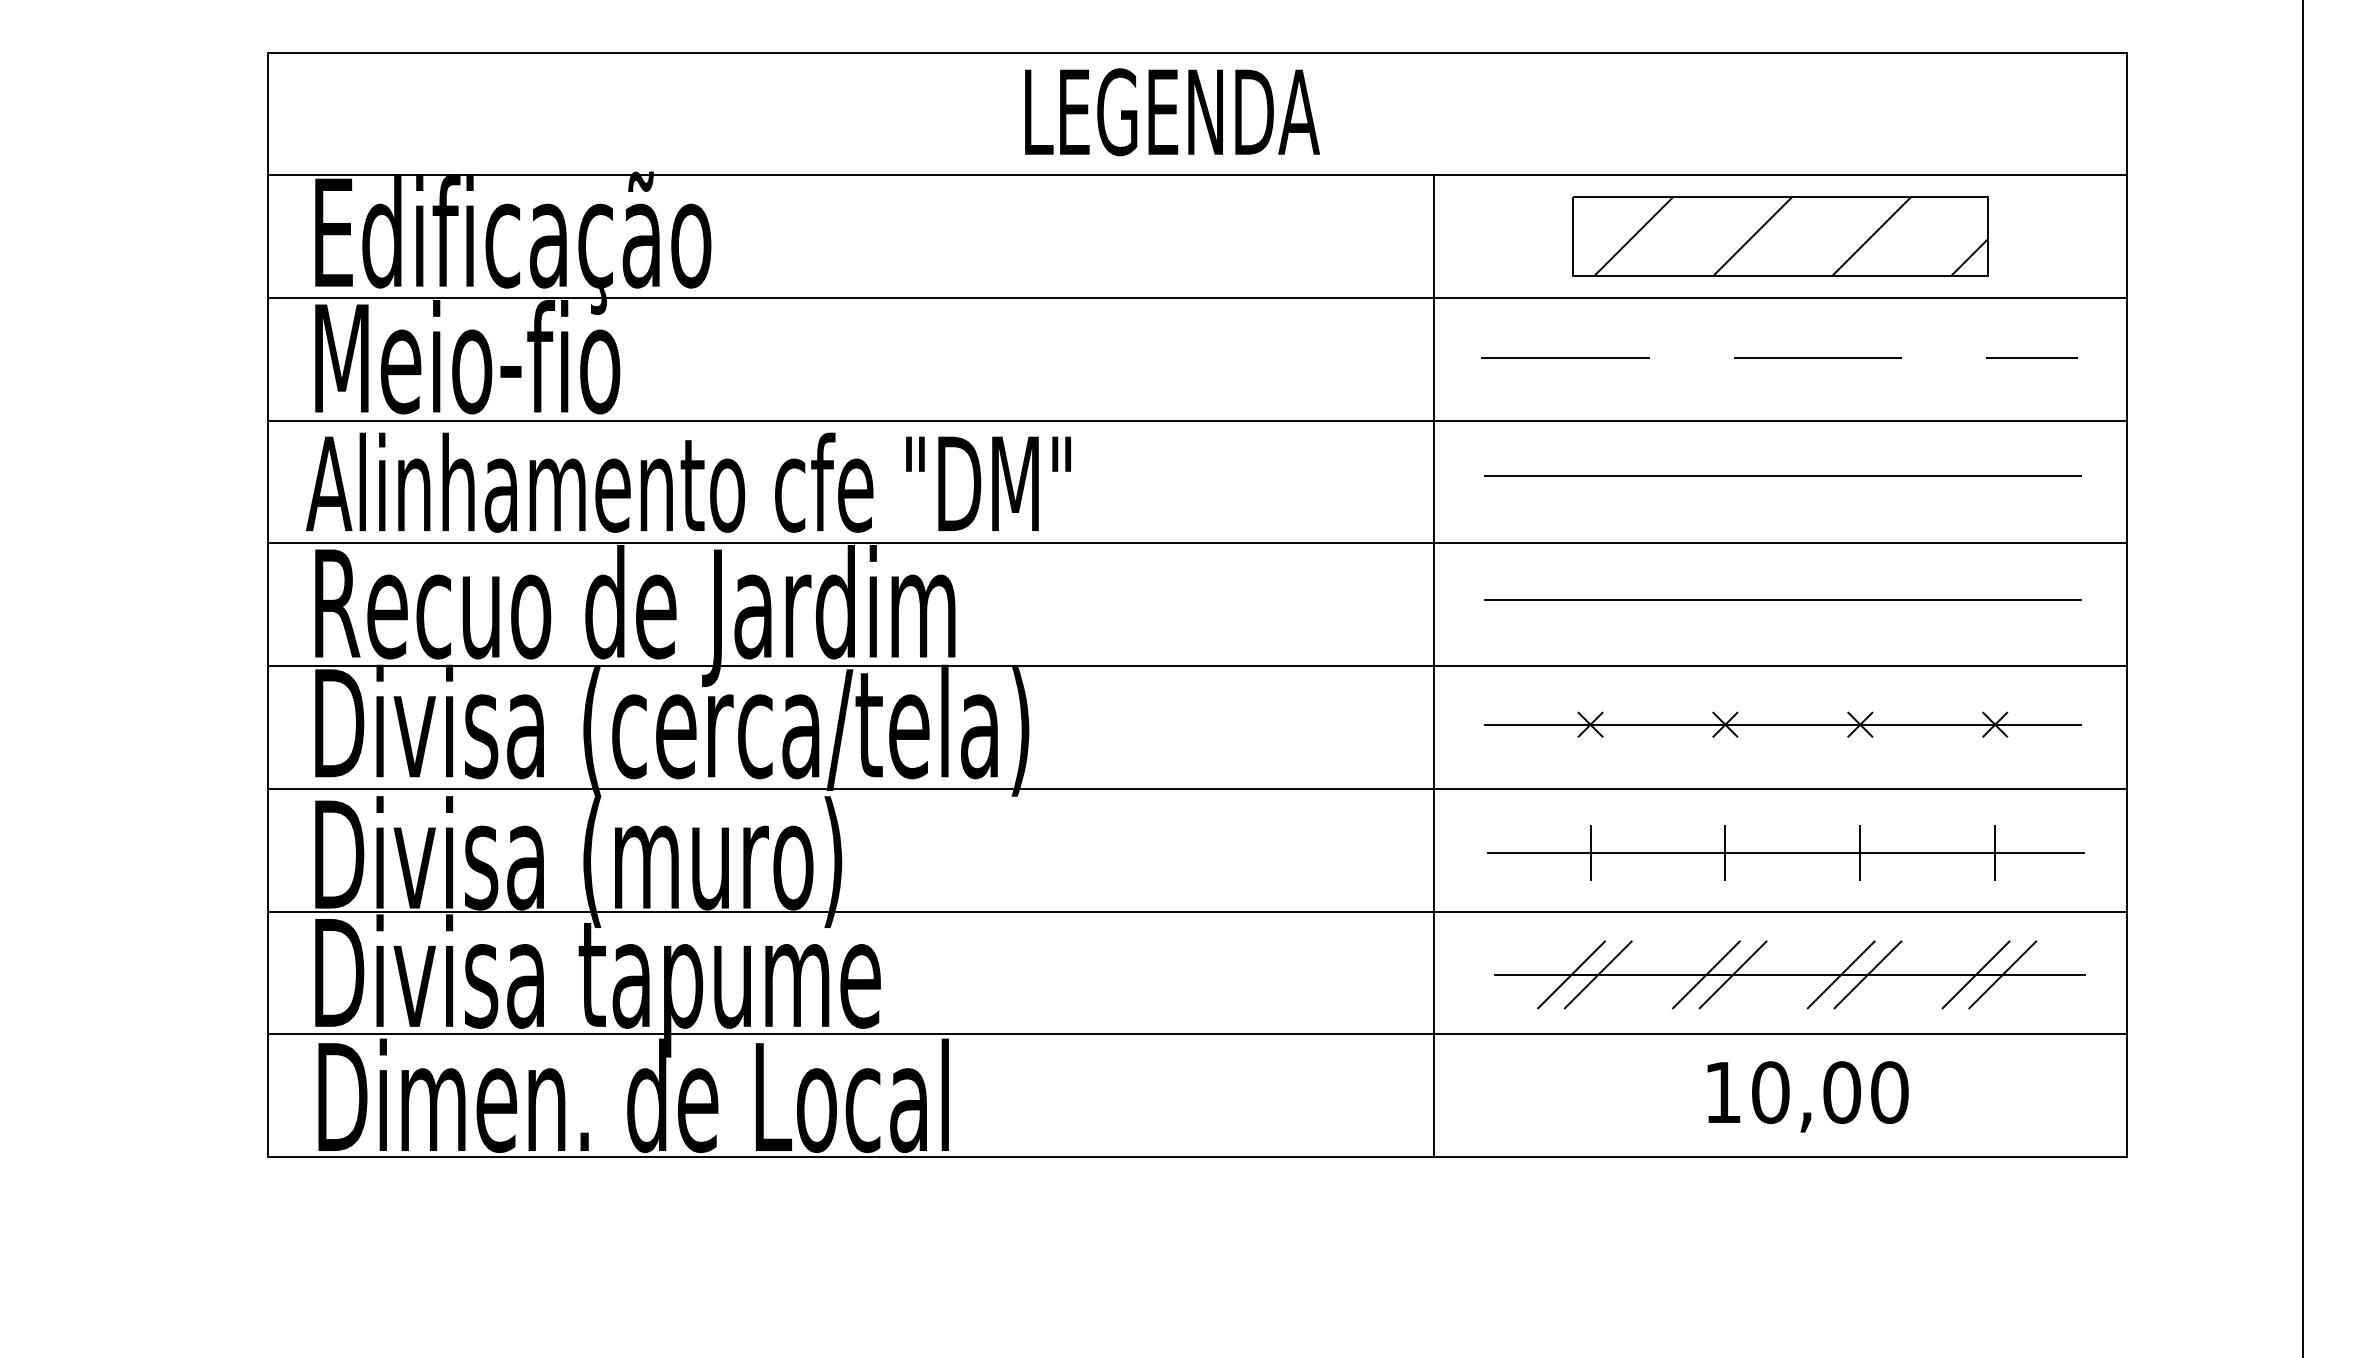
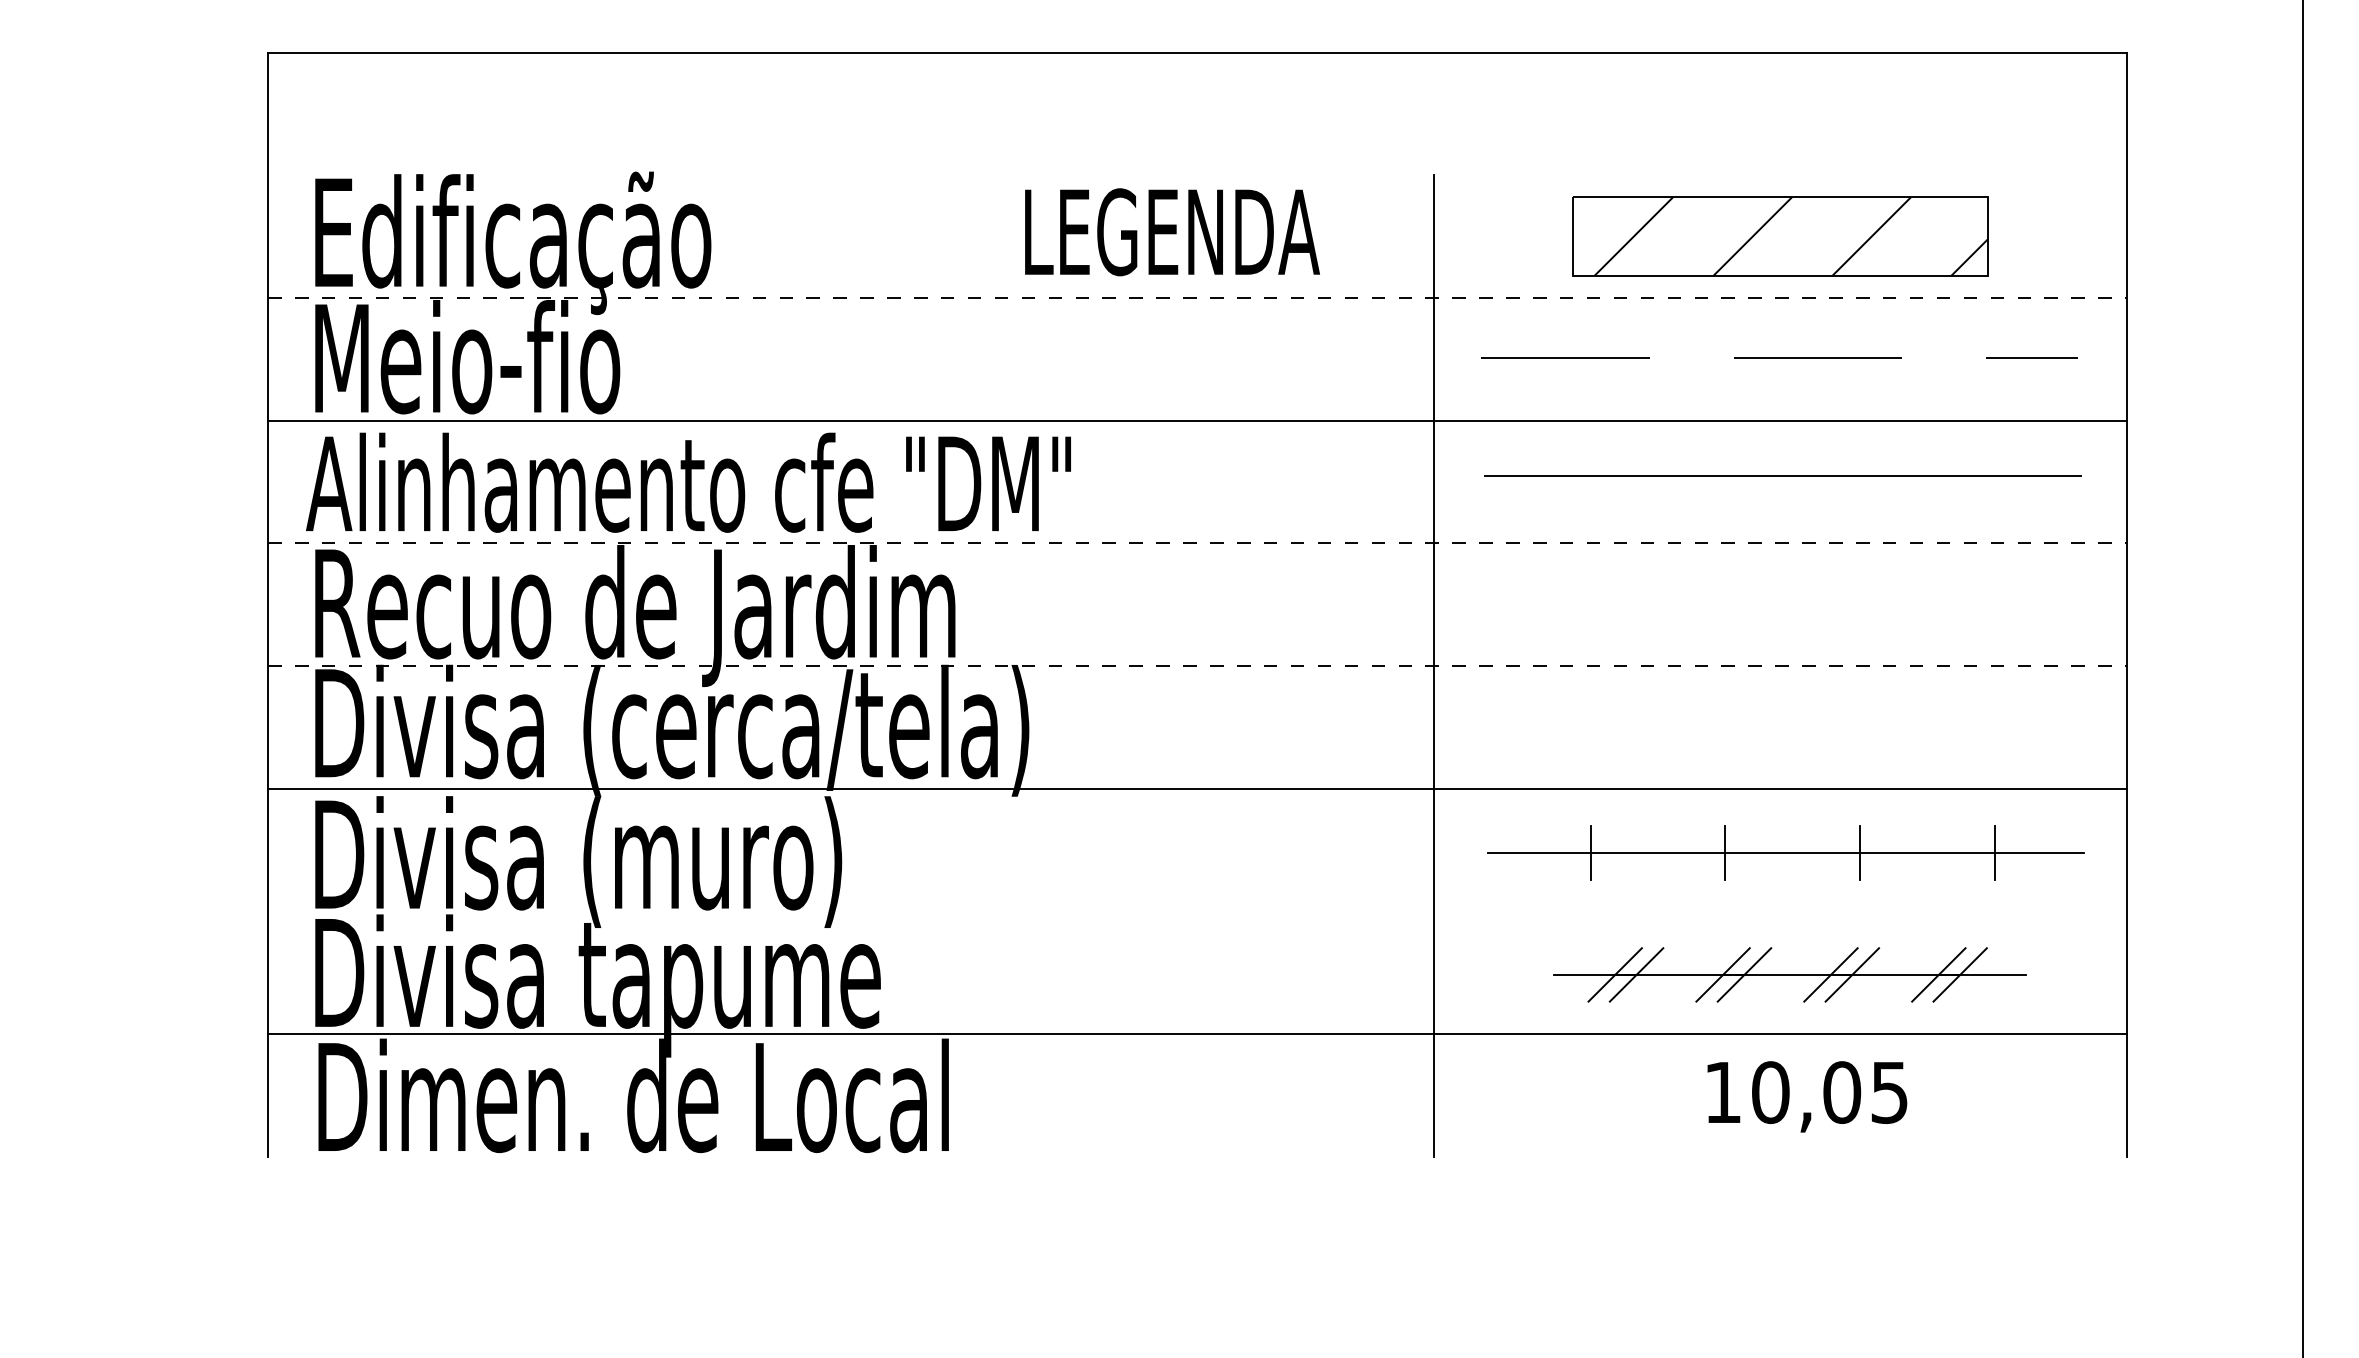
text position: (1172, 112) -> (1172, 232) (1172, 232)
line: present -> none (1197, 175)
line: solid -> dashed (1198, 298)
line: solid -> dashed (1198, 543)
line: present -> none (1782, 599)
line: solid -> dashed (1198, 666)
part: present -> none (1782, 724)
line: present -> none (1197, 911)
part size: 592x70 px -> 474x56 px (1789, 974)
text: 10,00 -> 10,05 (1889, 1092)
line: present -> none (1197, 1157)
